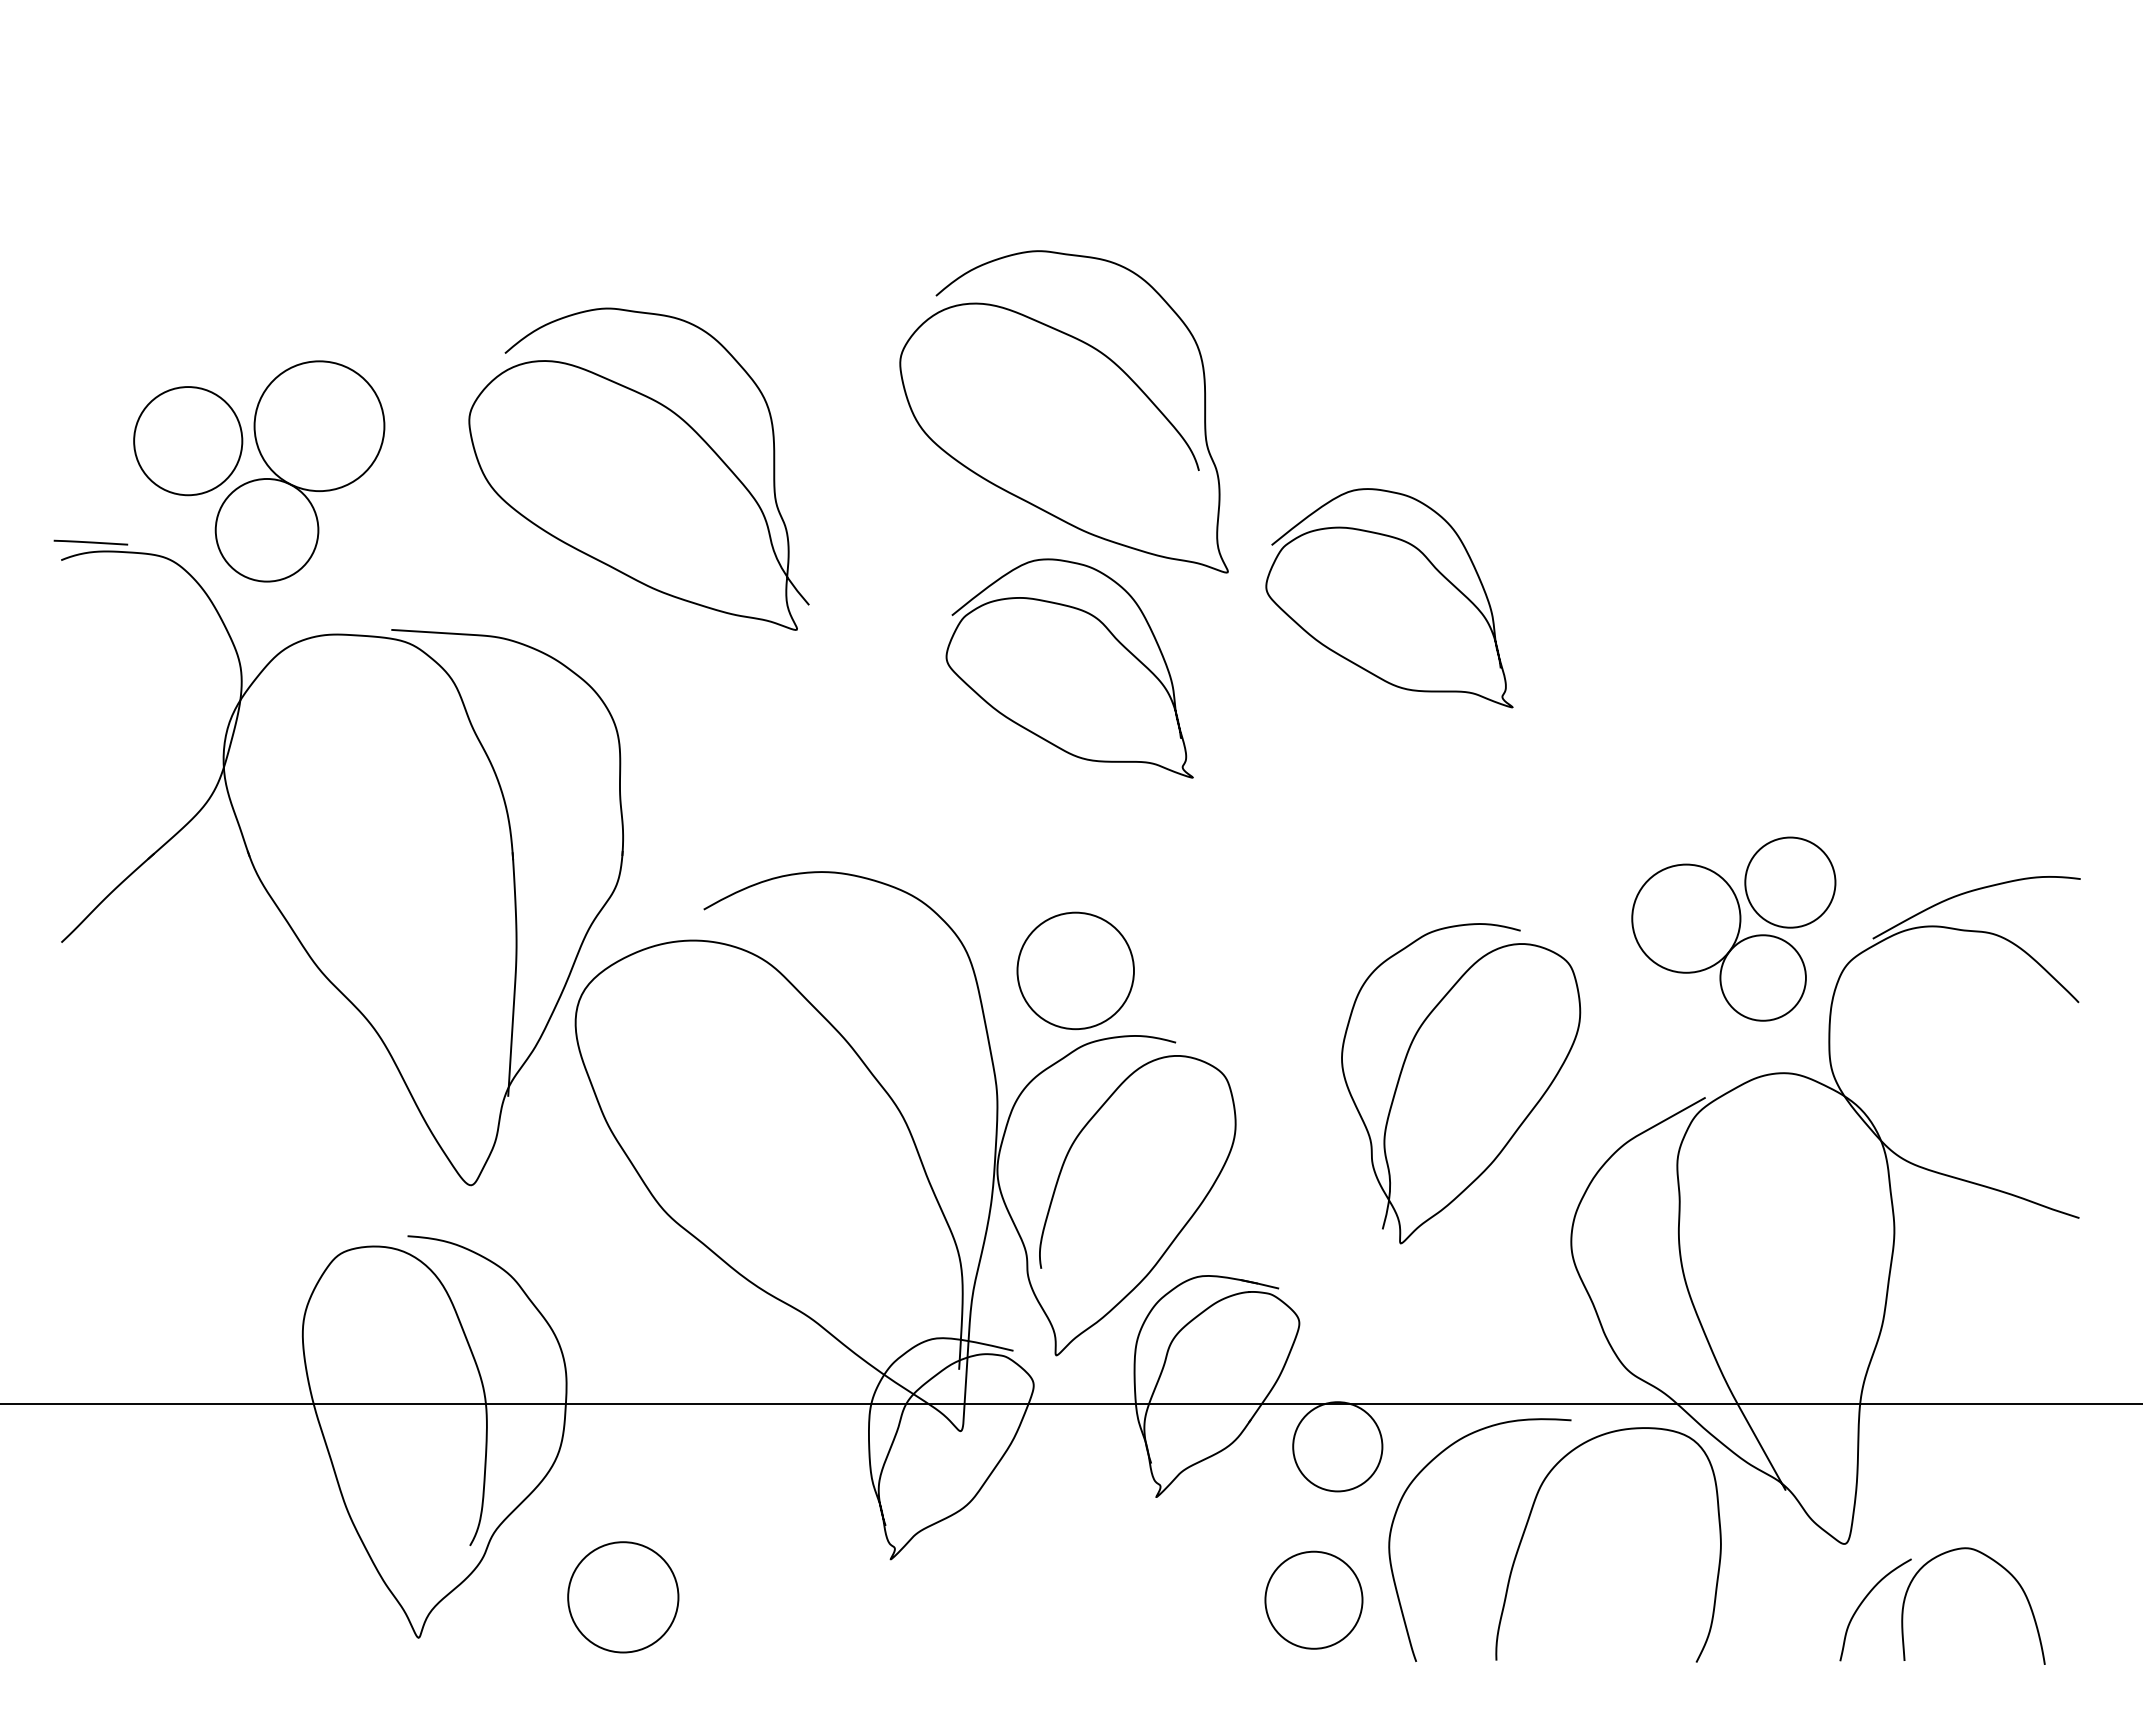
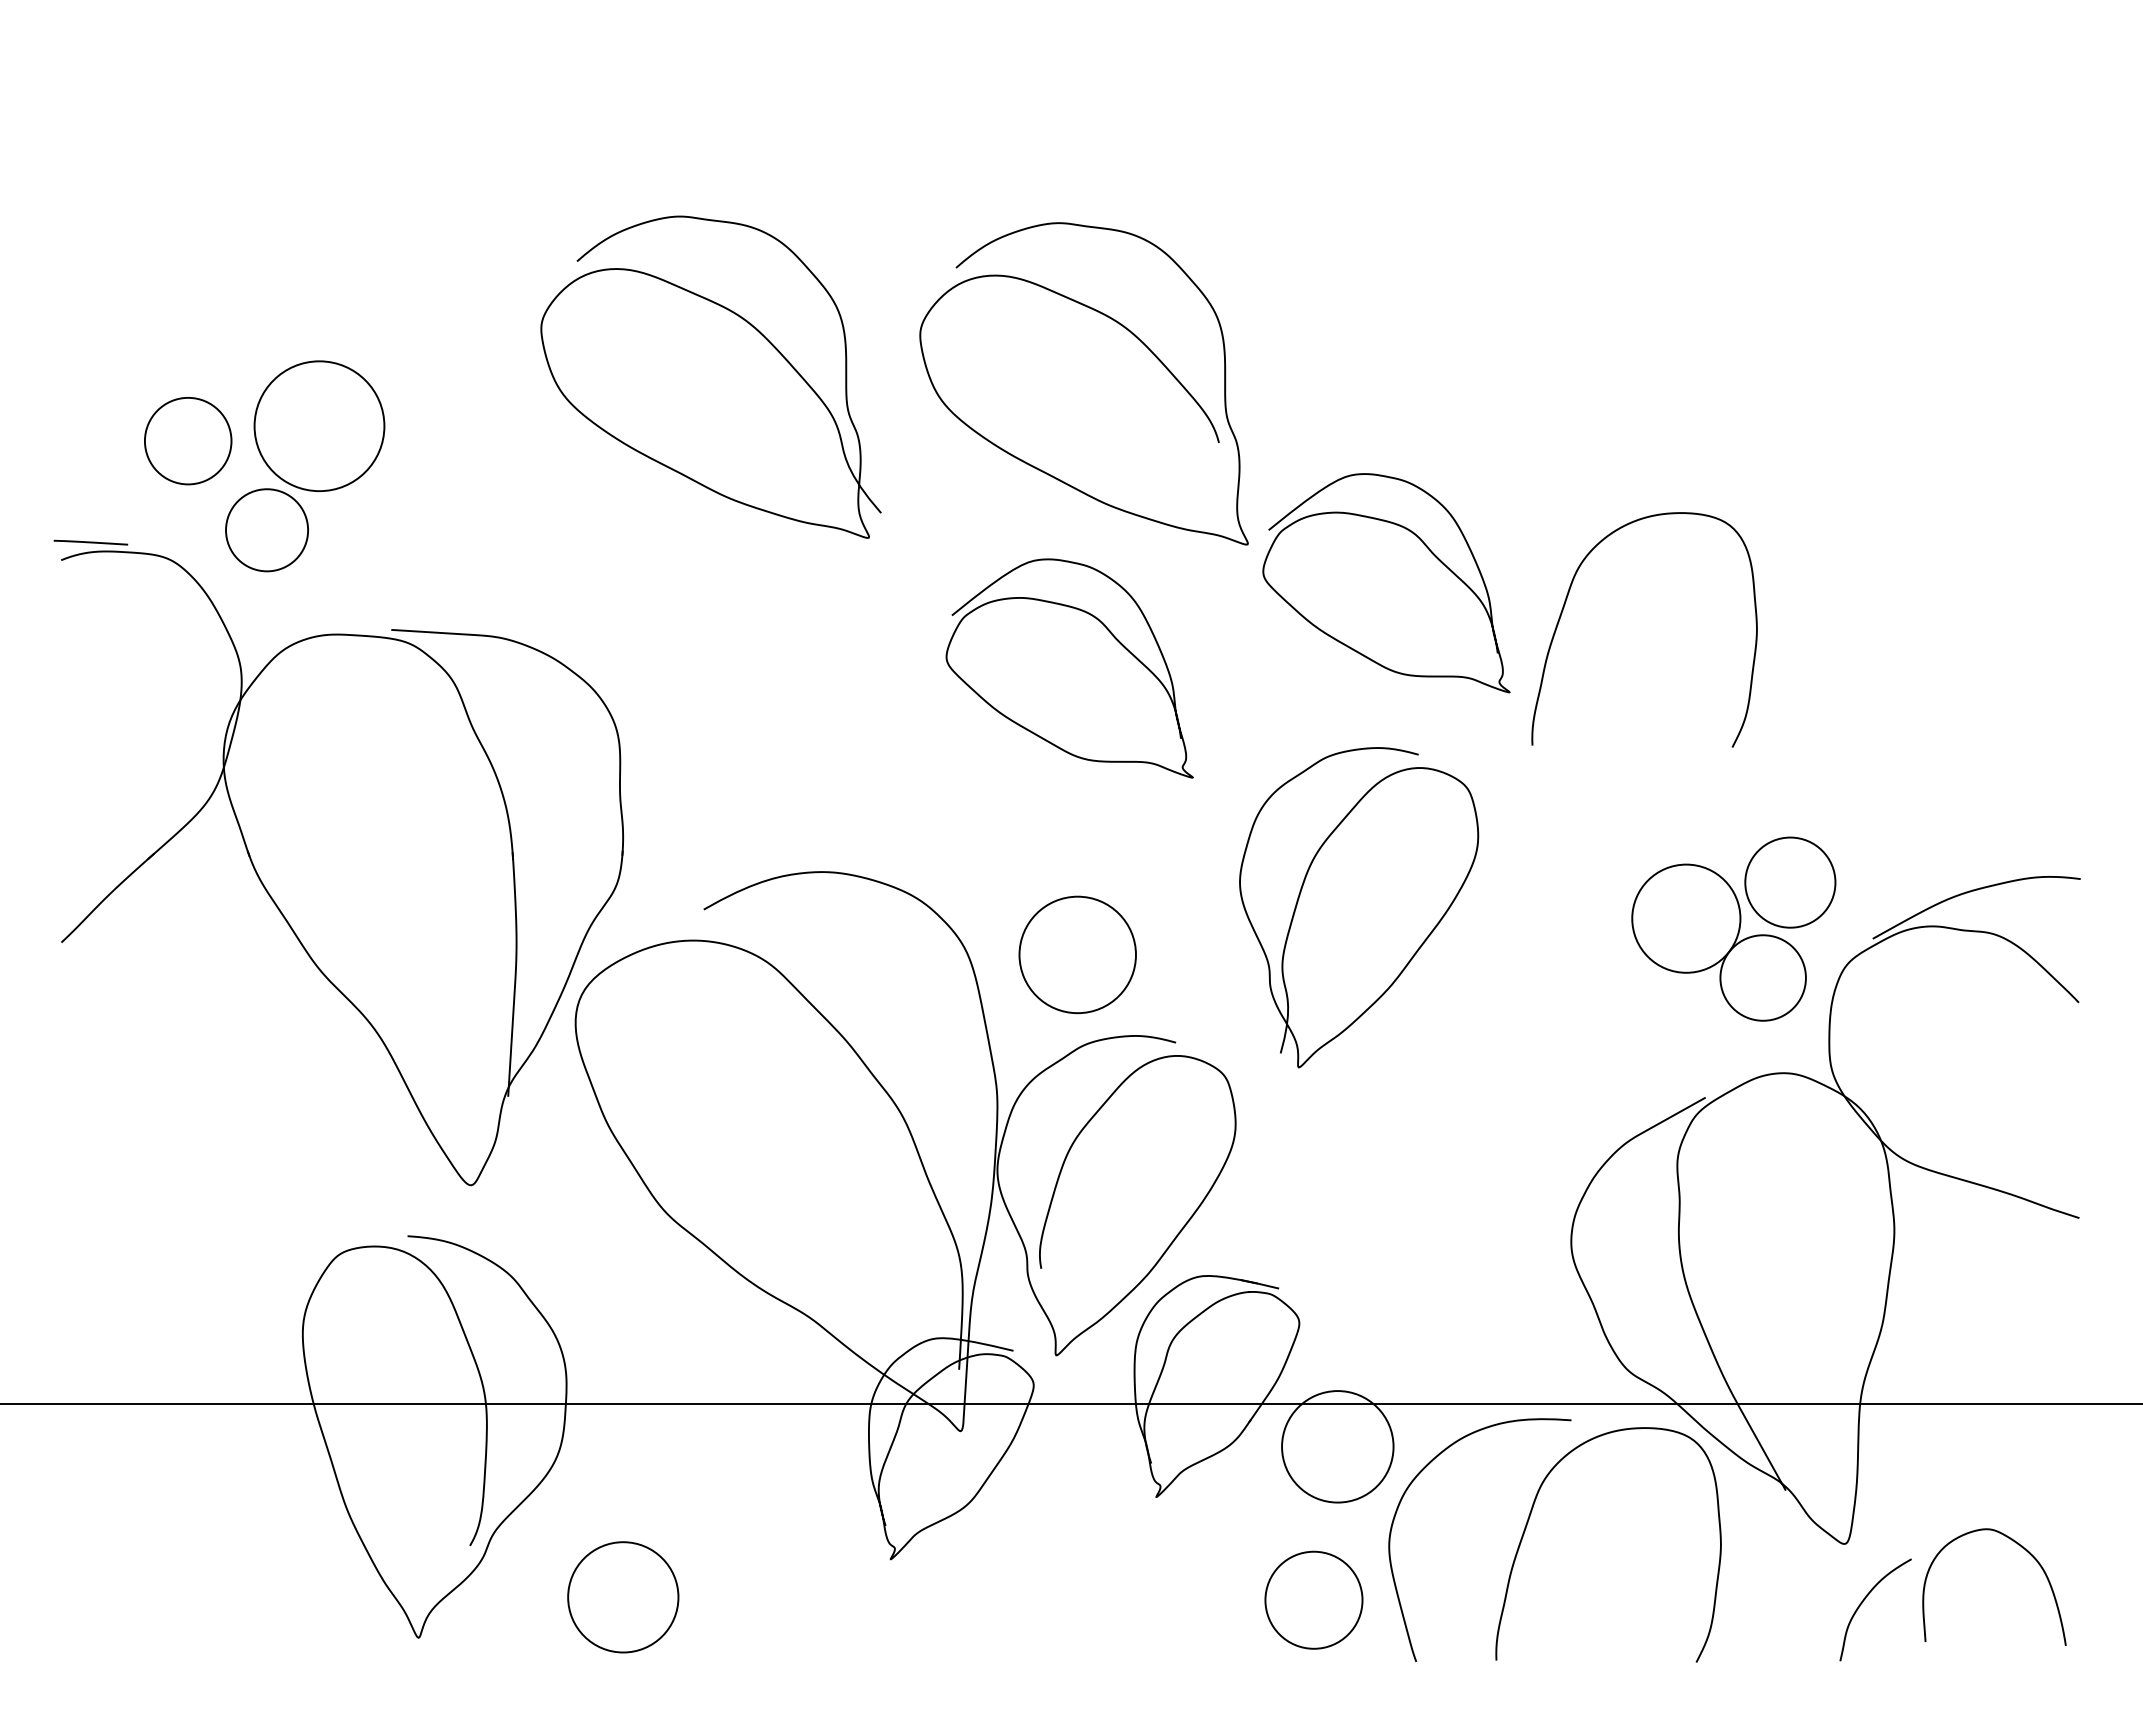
curve position: (1104, 356) -> (1124, 328) (1124, 328)
curve position: (680, 419) -> (752, 327) (752, 327)
circle diameter: 108 px -> 87 px (187, 440)
circle diameter: 103 px -> 82 px (267, 530)
curve position: (1432, 566) -> (1429, 551) (1429, 551)
curve: none -> present (1565, 604)
circle position: (1075, 970) -> (1077, 954) (1077, 954)
curve position: (1404, 1065) -> (1302, 889) (1302, 889)
circle diameter: 89 px -> 112 px (1337, 1446)
curve position: (2001, 1567) -> (2022, 1548) (2022, 1548)
